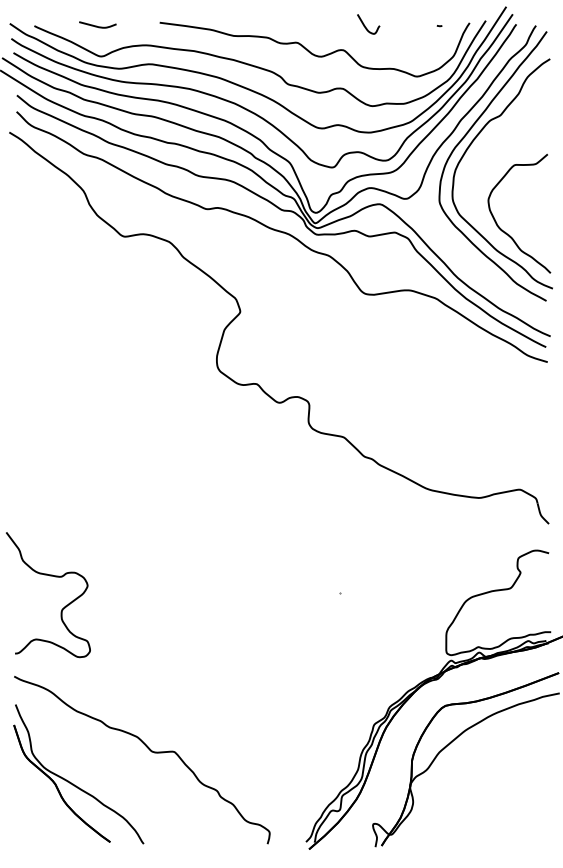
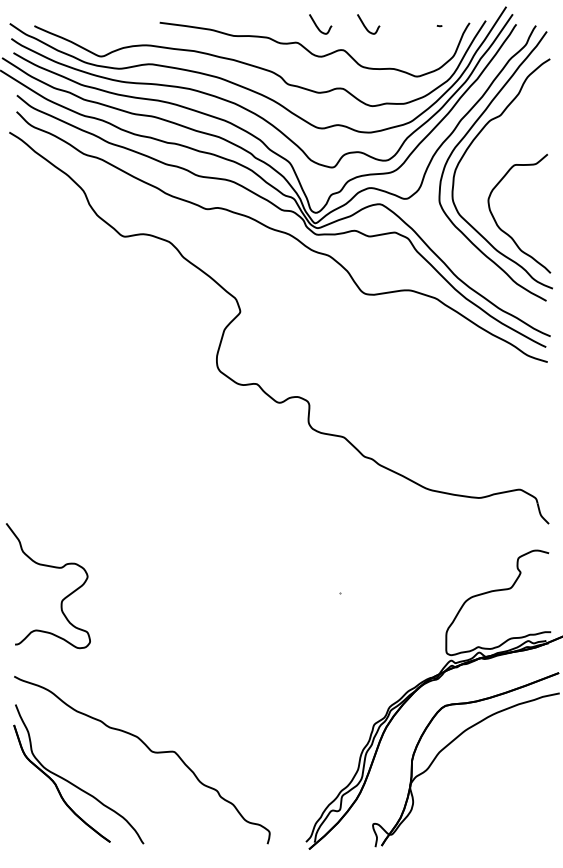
curve: present -> none (96, 25)
curve: none -> present (317, 25)
curve position: (49, 576) -> (49, 567) (49, 567)
